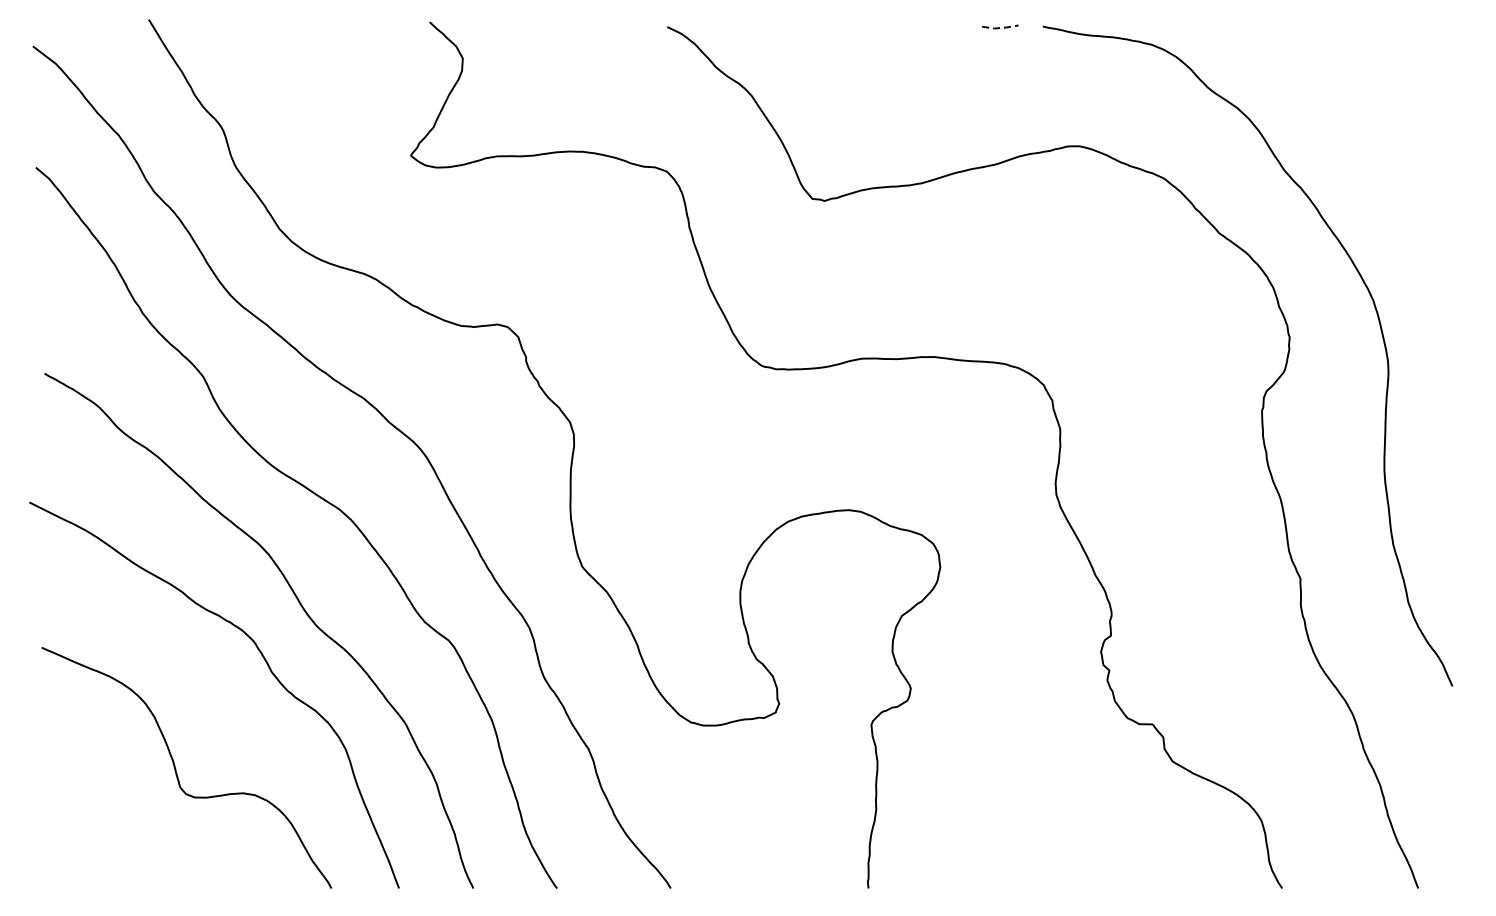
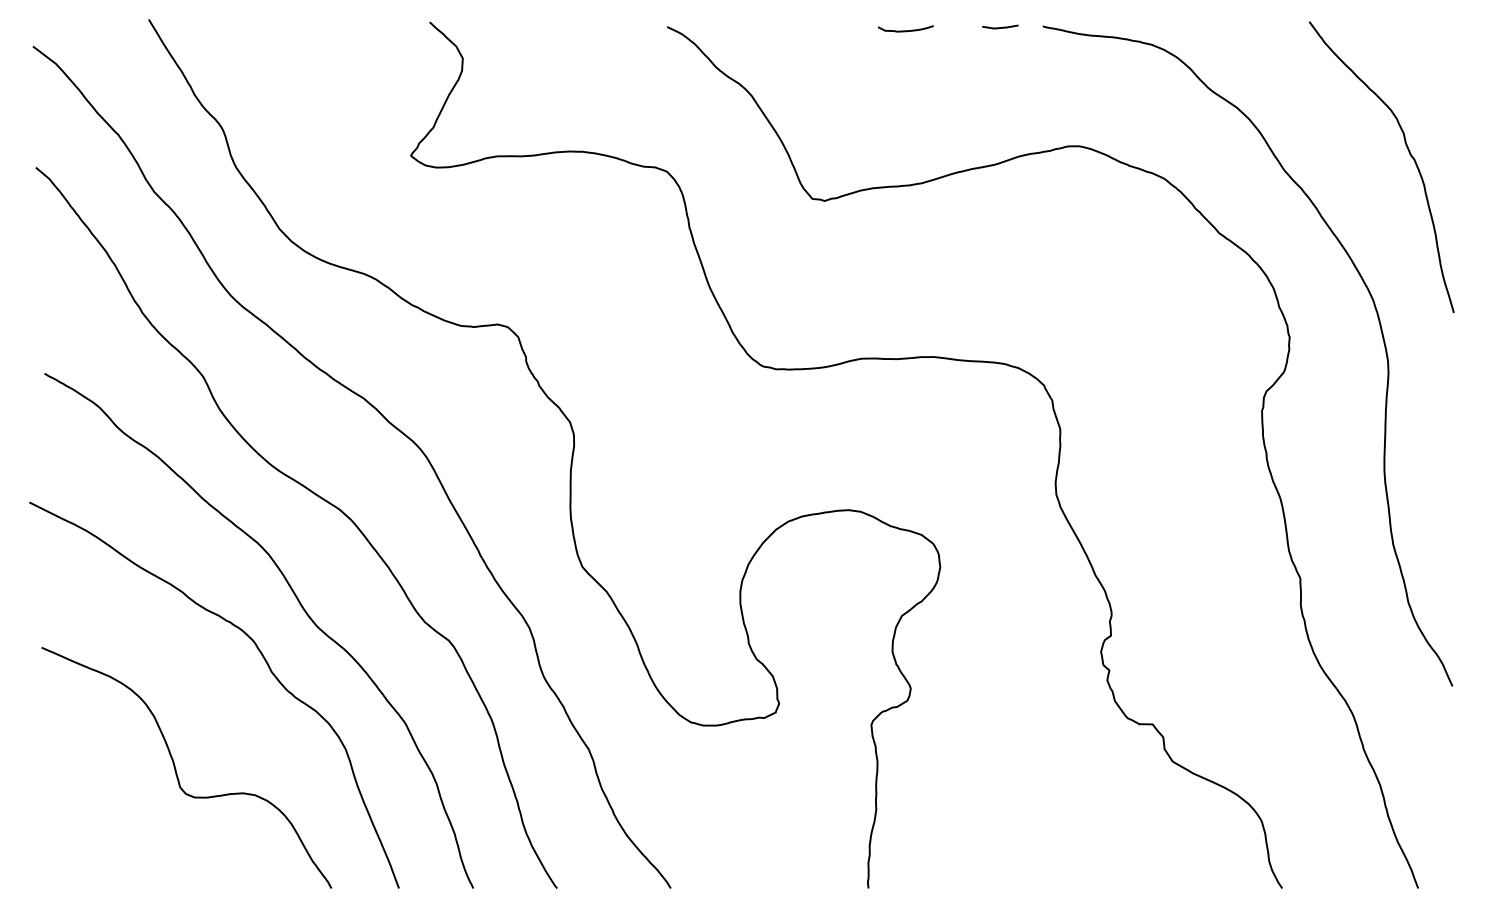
line: dashed -> solid (1000, 28)
curve: none -> present (905, 30)
curve: none -> present (1408, 152)
